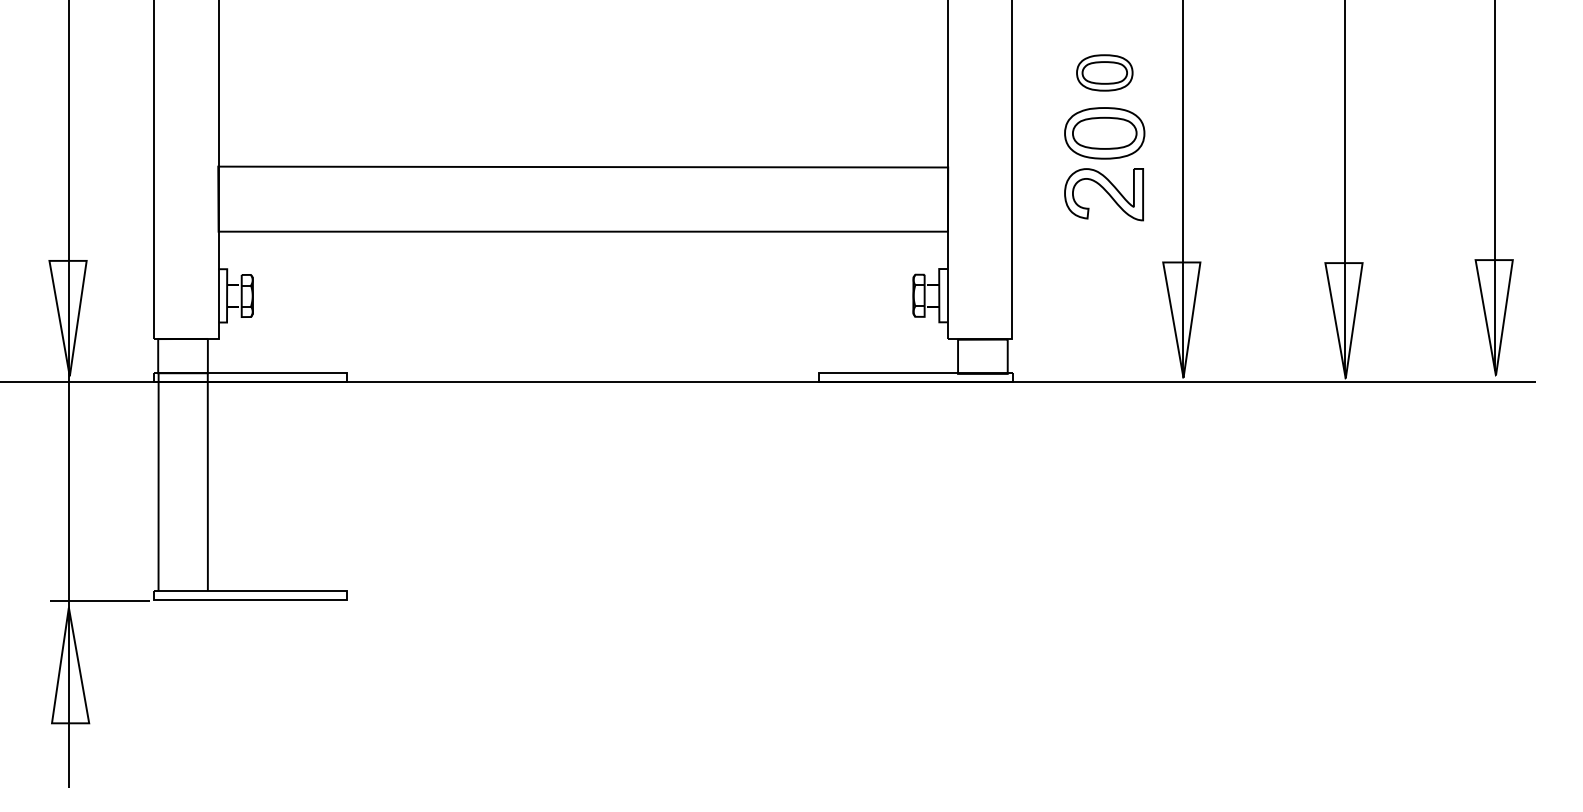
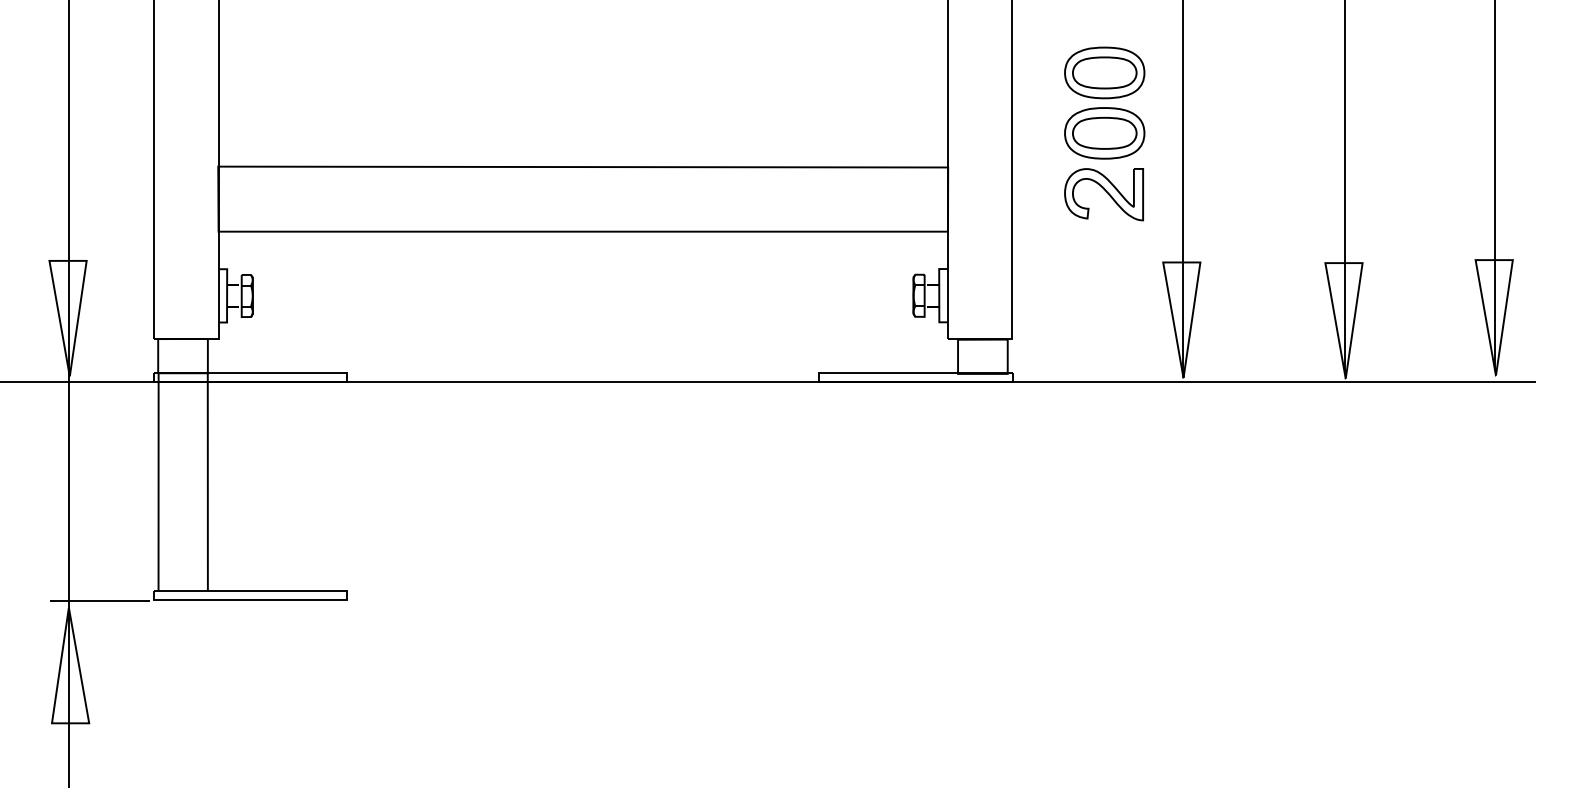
part size: 58x38 px -> 82x54 px (1104, 72)
